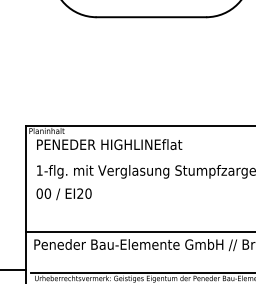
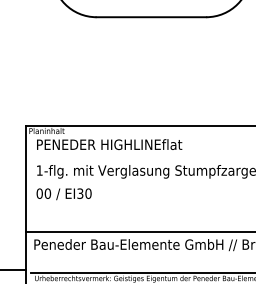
text: EI20 -> EI30 (80, 193)
